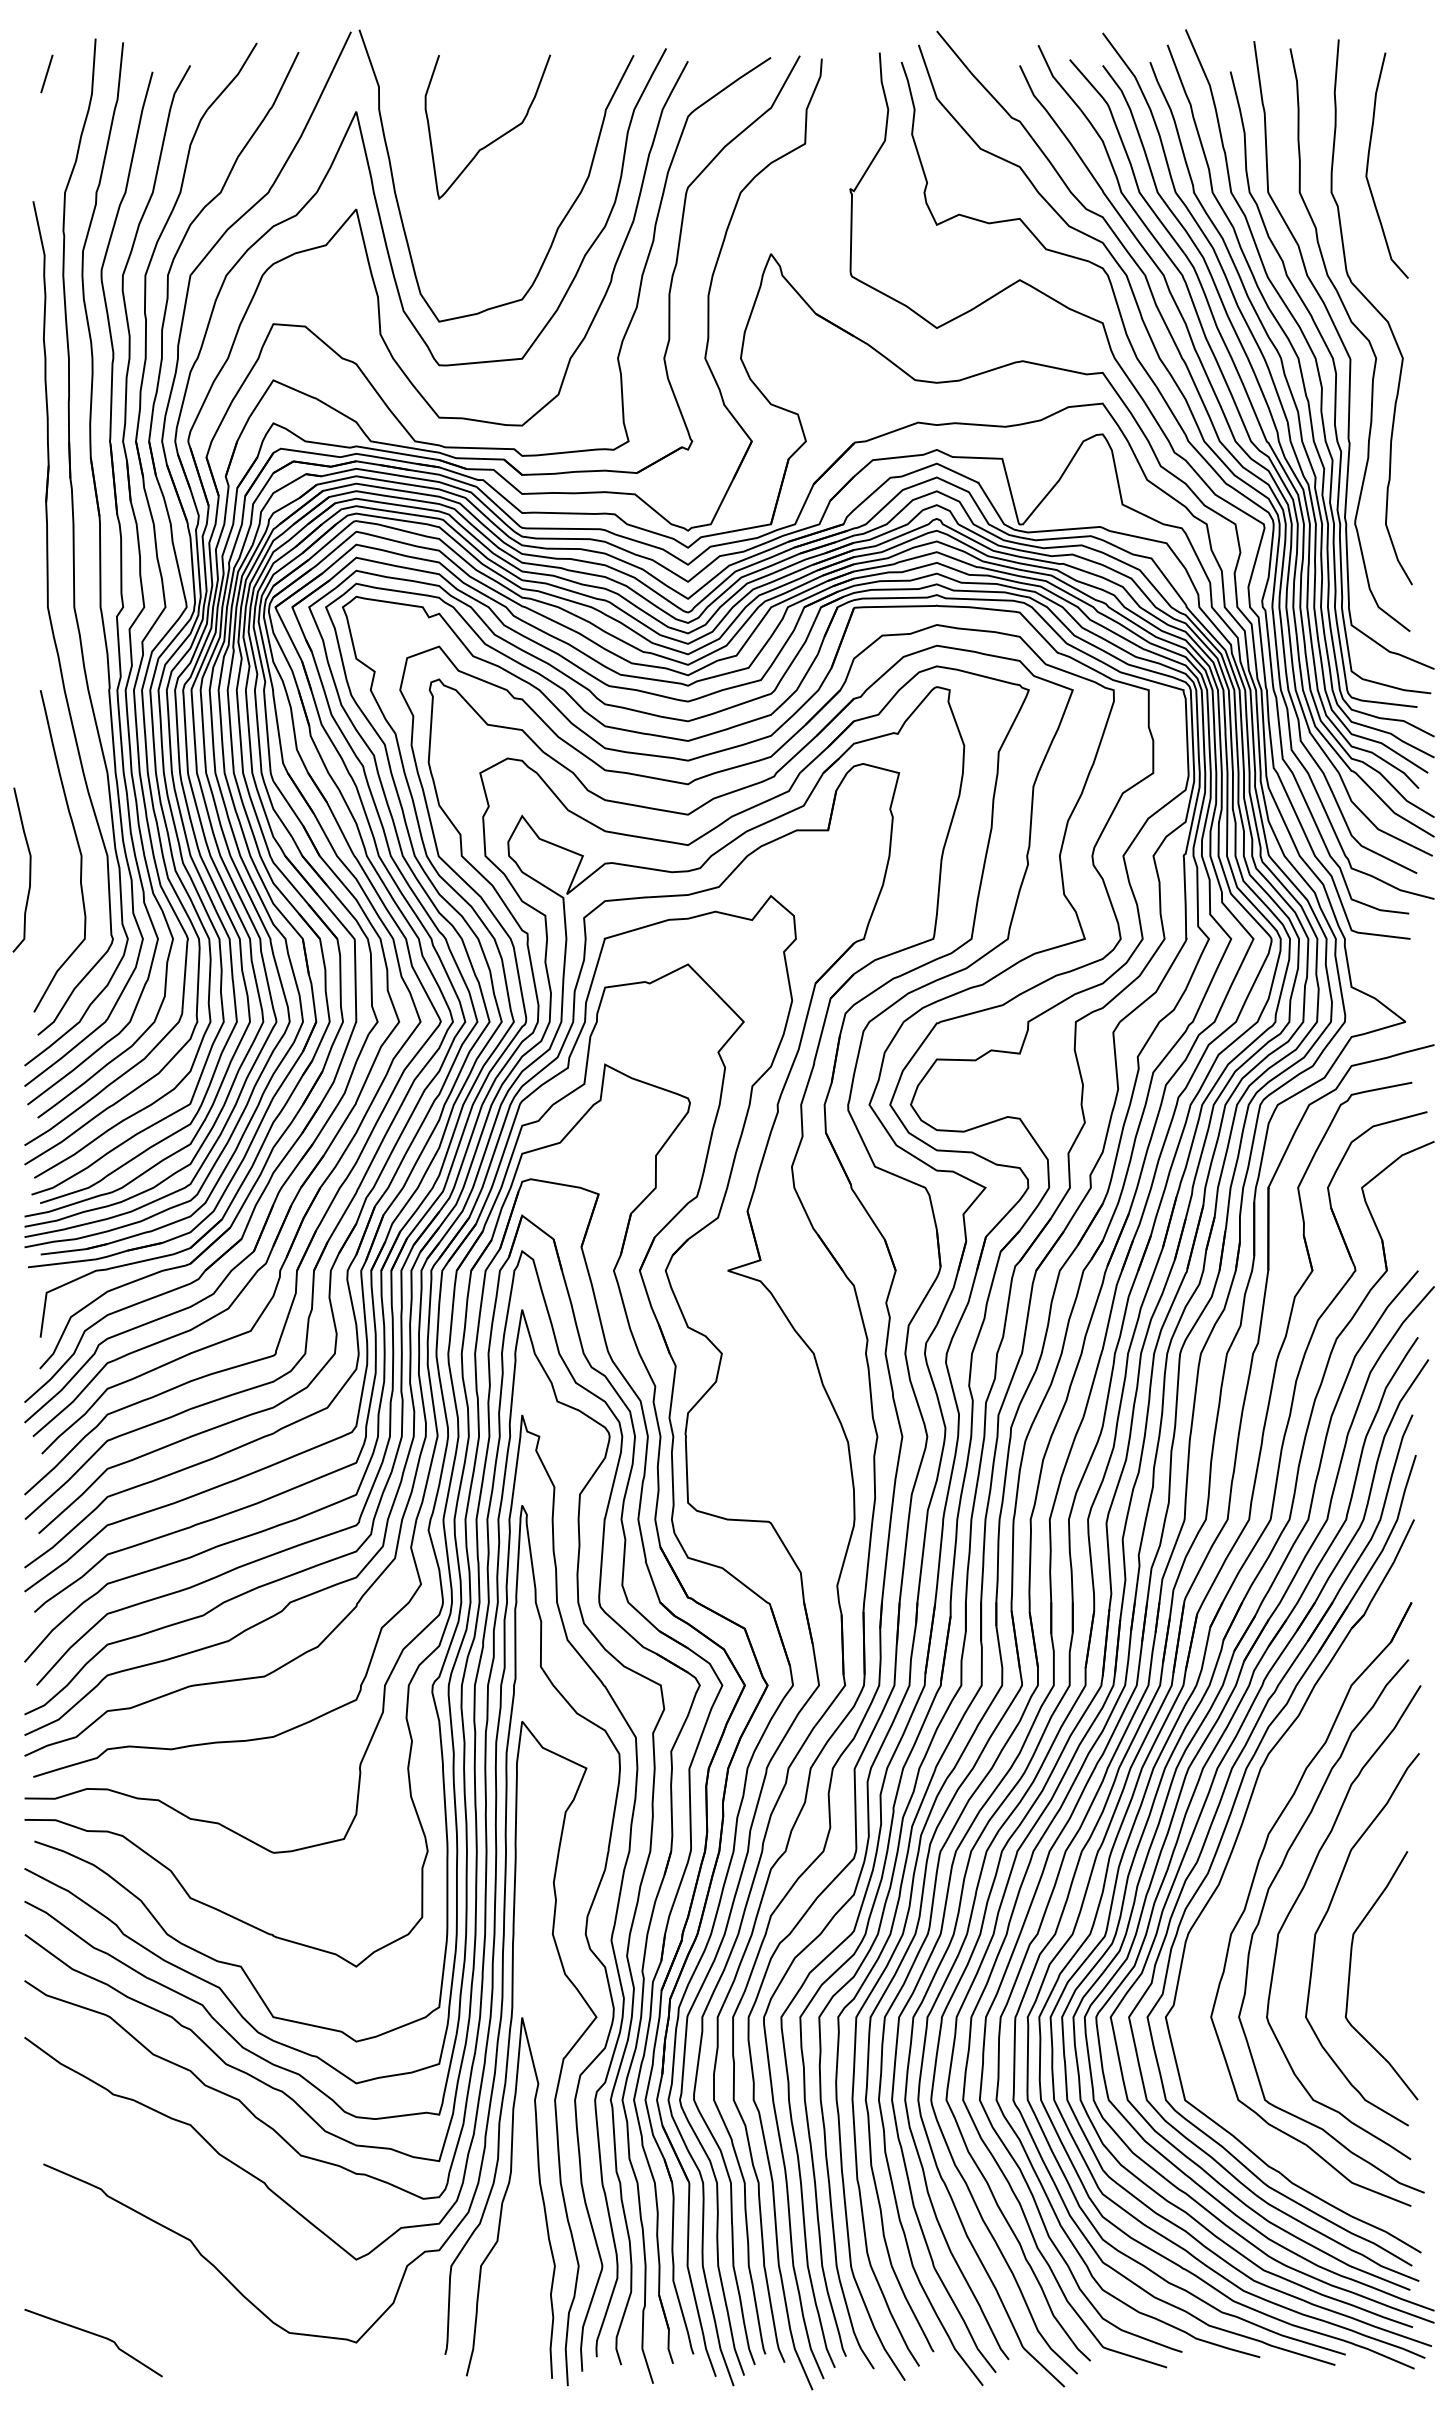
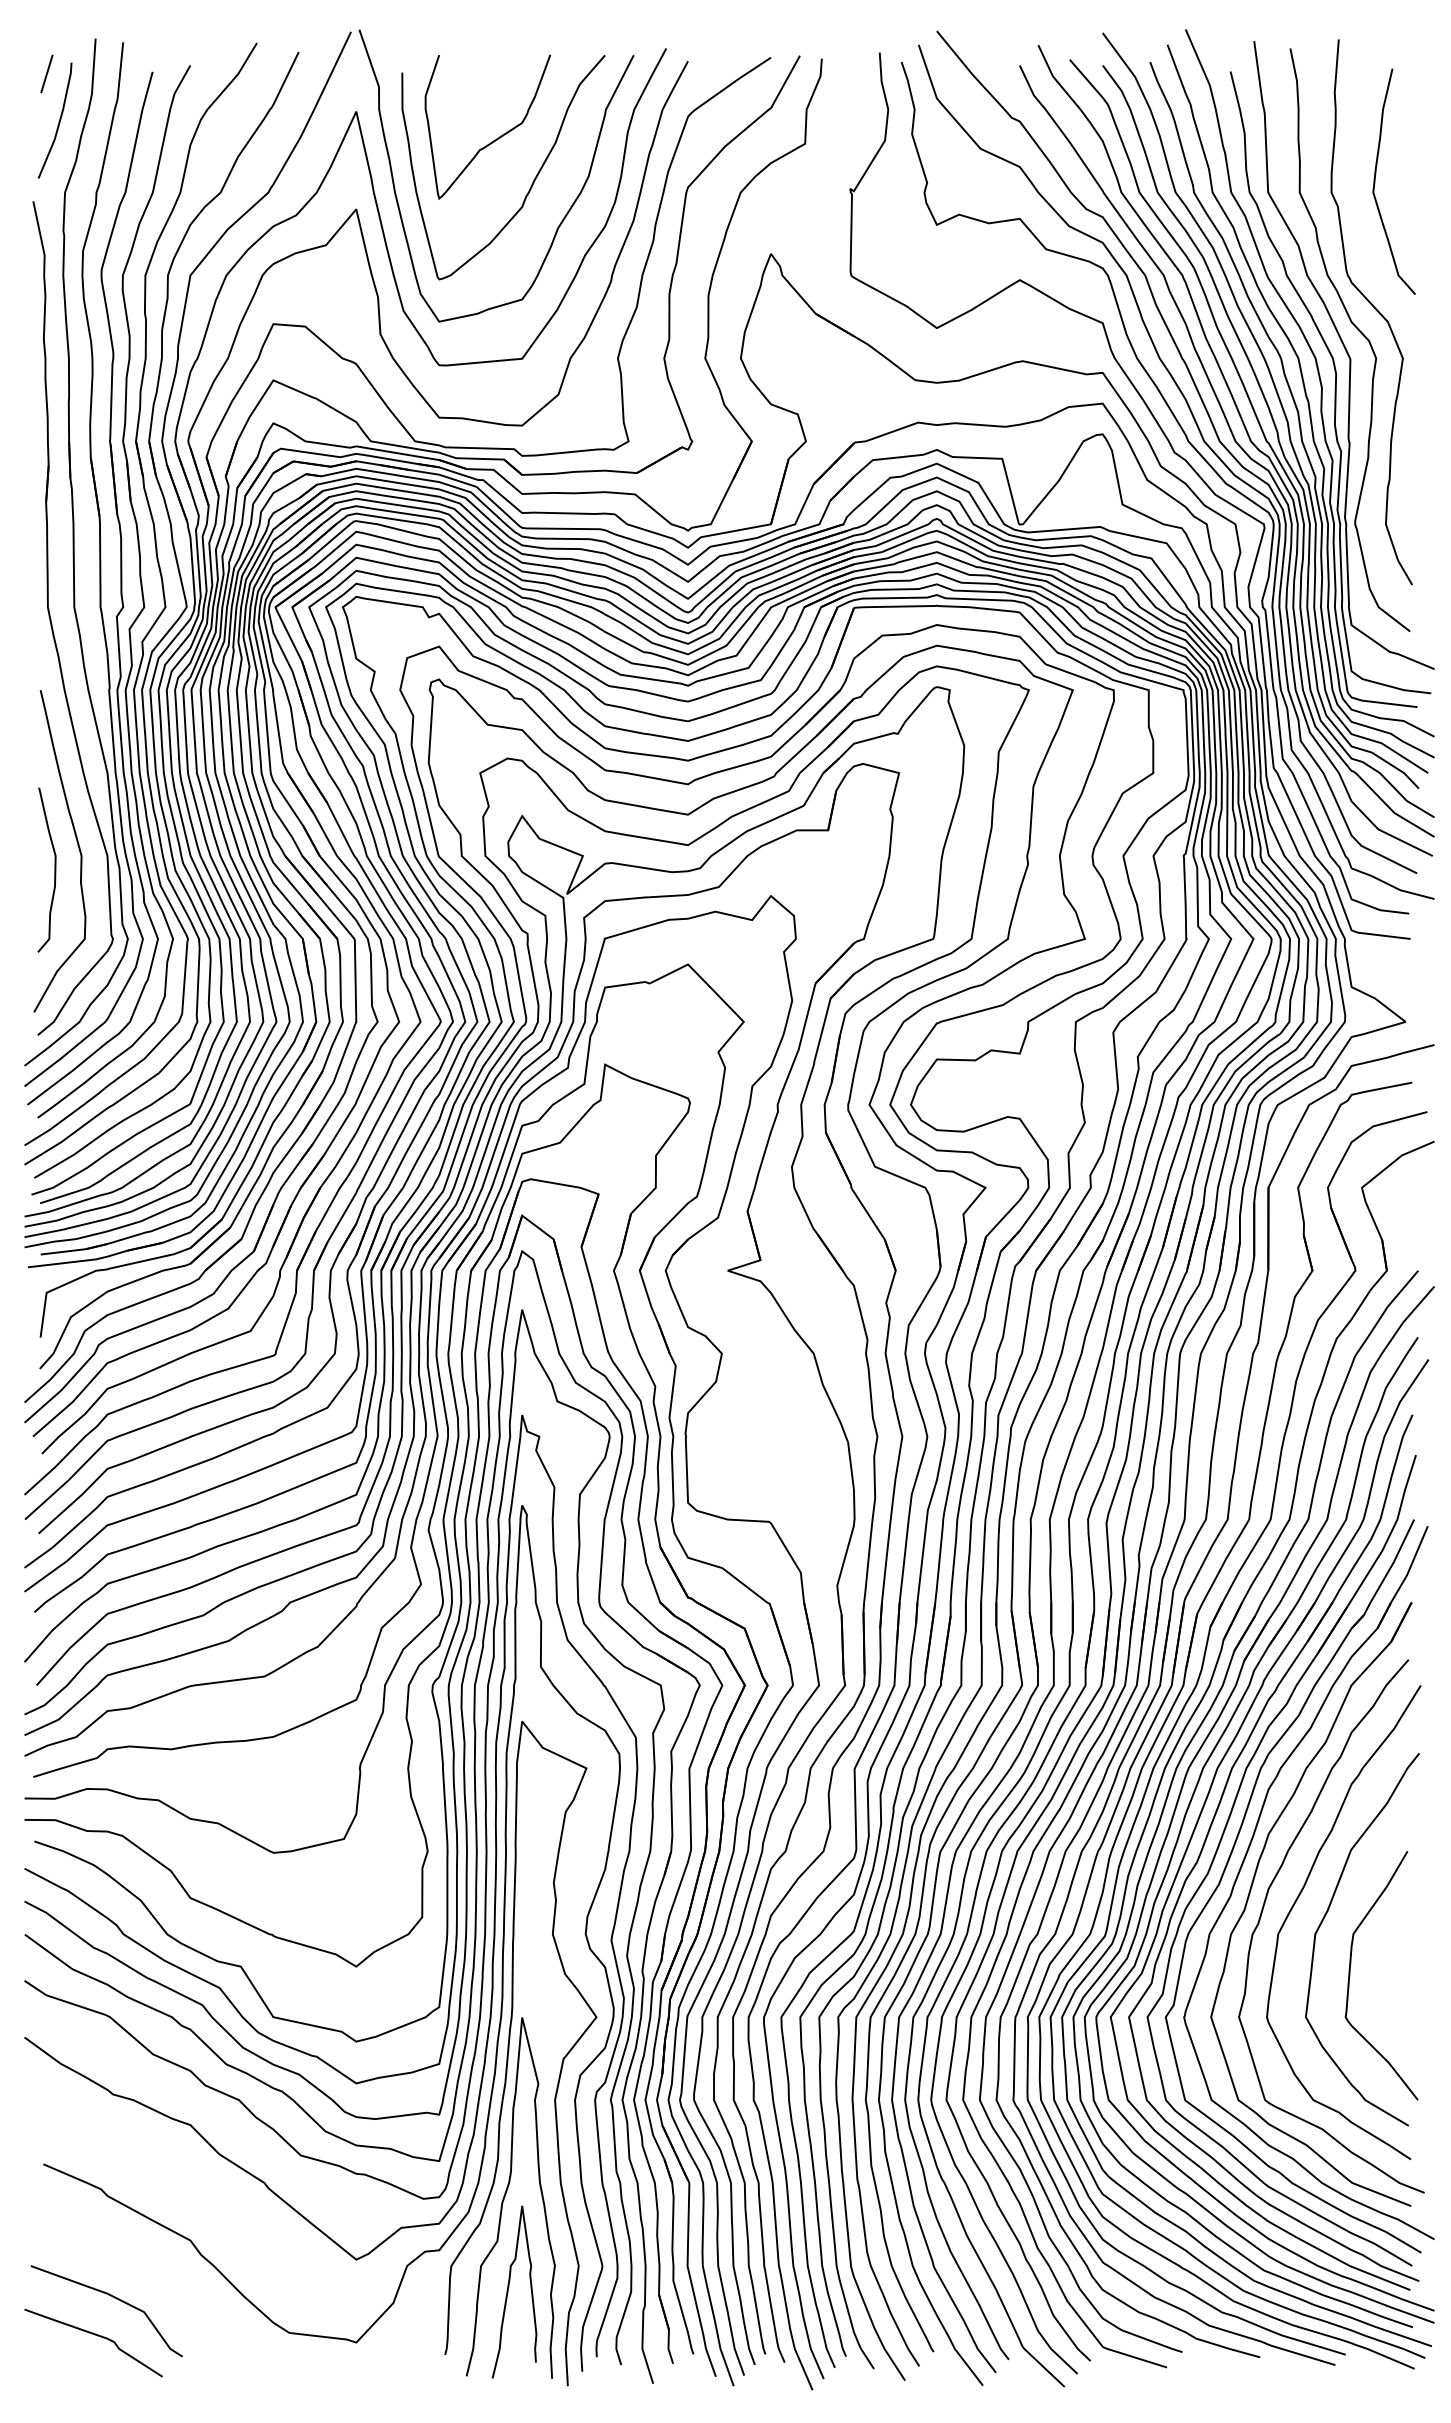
line: none -> present (58, 121)
curve position: (1368, 165) -> (1375, 181) (1375, 181)
curve: none -> present (532, 182)
curve position: (29, 869) -> (54, 869) (54, 869)
part: none -> present (1245, 1859)
curve: none -> present (508, 2291)
curve: none -> present (112, 2297)
